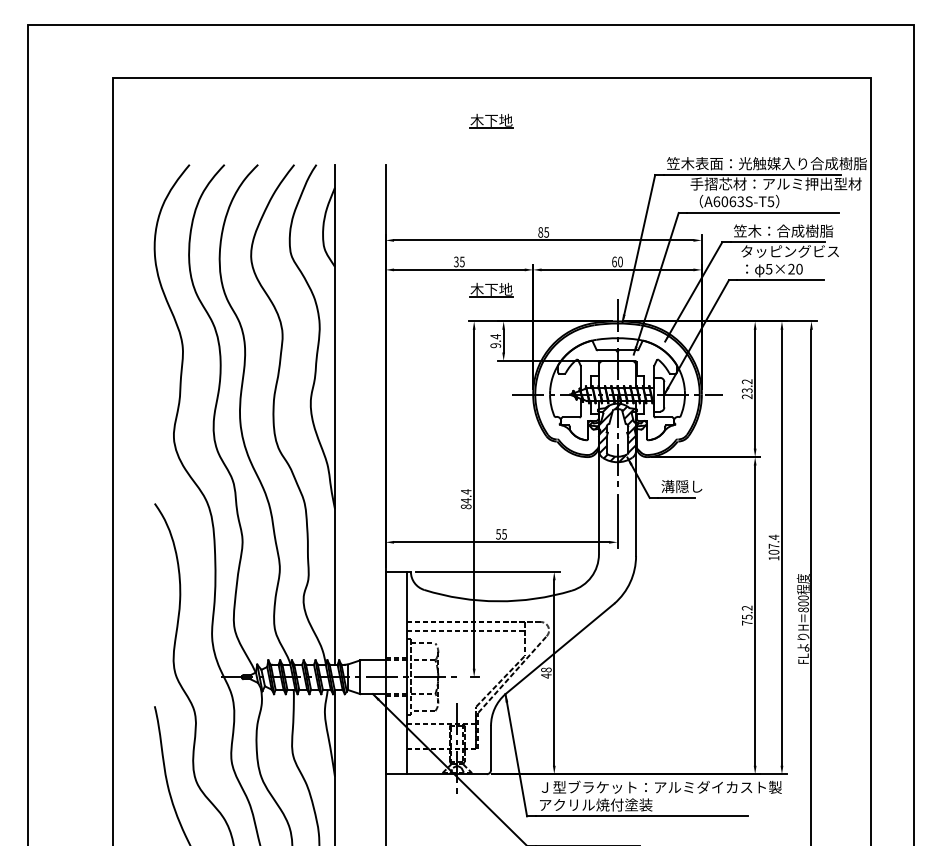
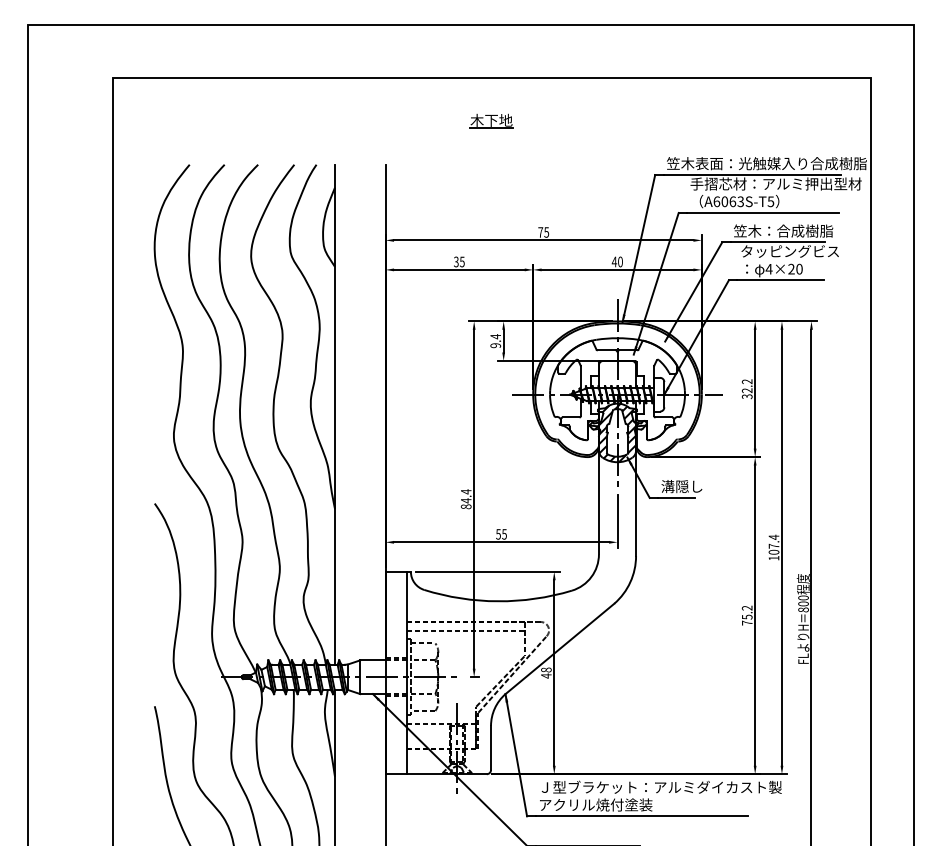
text: 85 -> 75 (540, 232)
text: 60 -> 40 (613, 261)
text: 5×20 -> 4×20 (768, 269)
part: present -> none (491, 289)
text: 23.2 -> 32.2 (747, 393)
